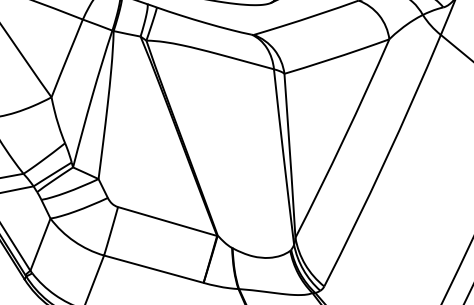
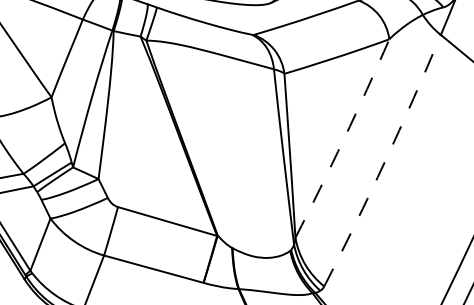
arc: solid -> dashed (343, 139)
arc: solid -> dashed (384, 161)
